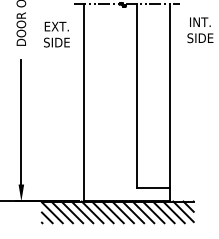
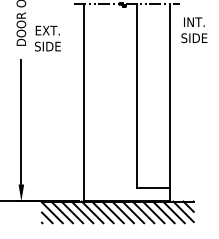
text position: (200, 30) -> (194, 30) (194, 30)
text position: (56, 34) -> (47, 38) (47, 38)
